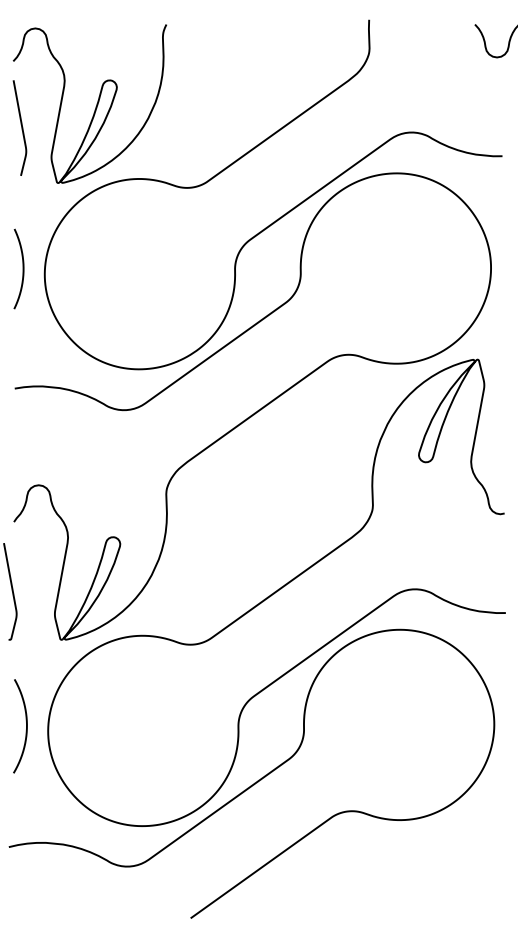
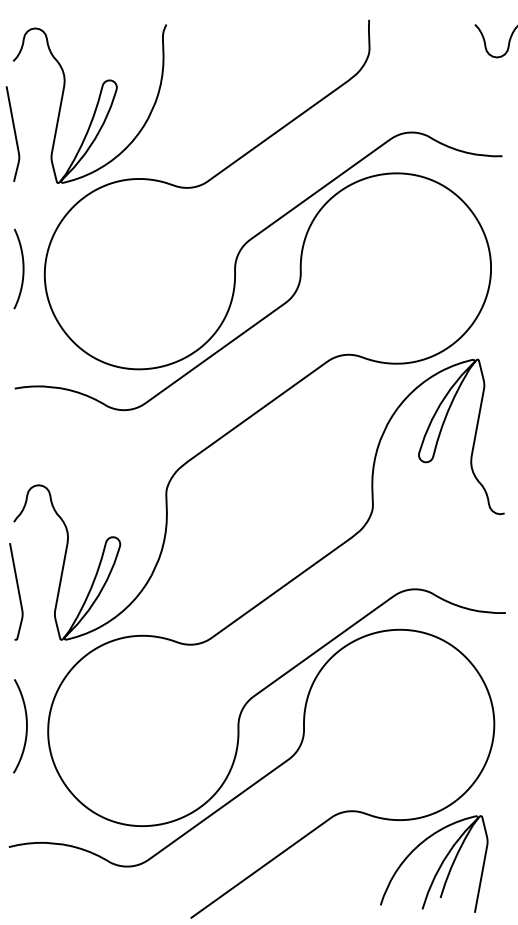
curve position: (21, 127) -> (14, 133) (14, 133)
curve position: (11, 590) -> (17, 590) (17, 590)
part: none -> present (434, 863)
